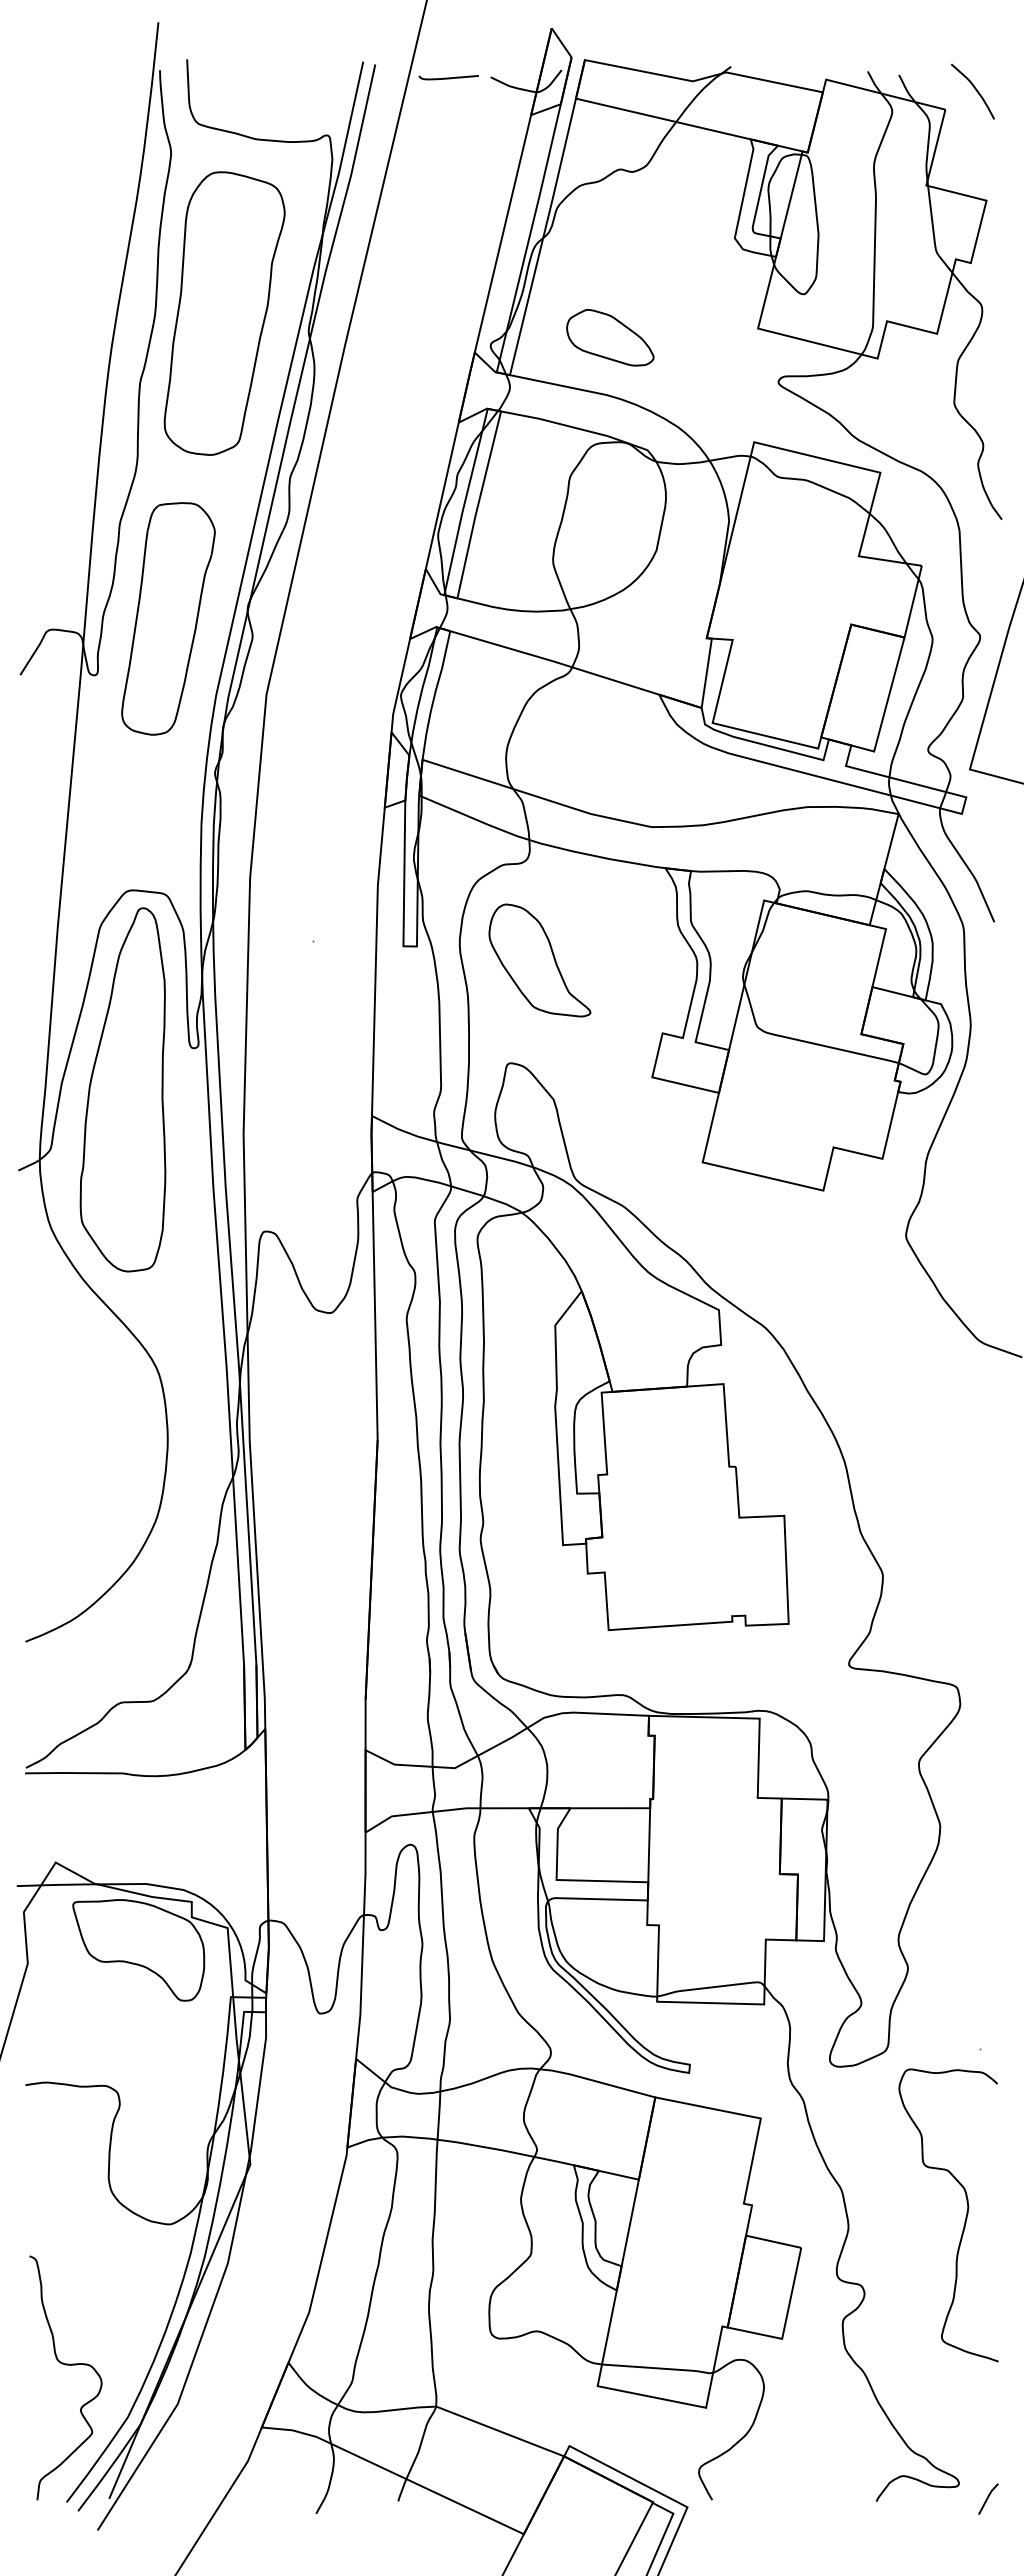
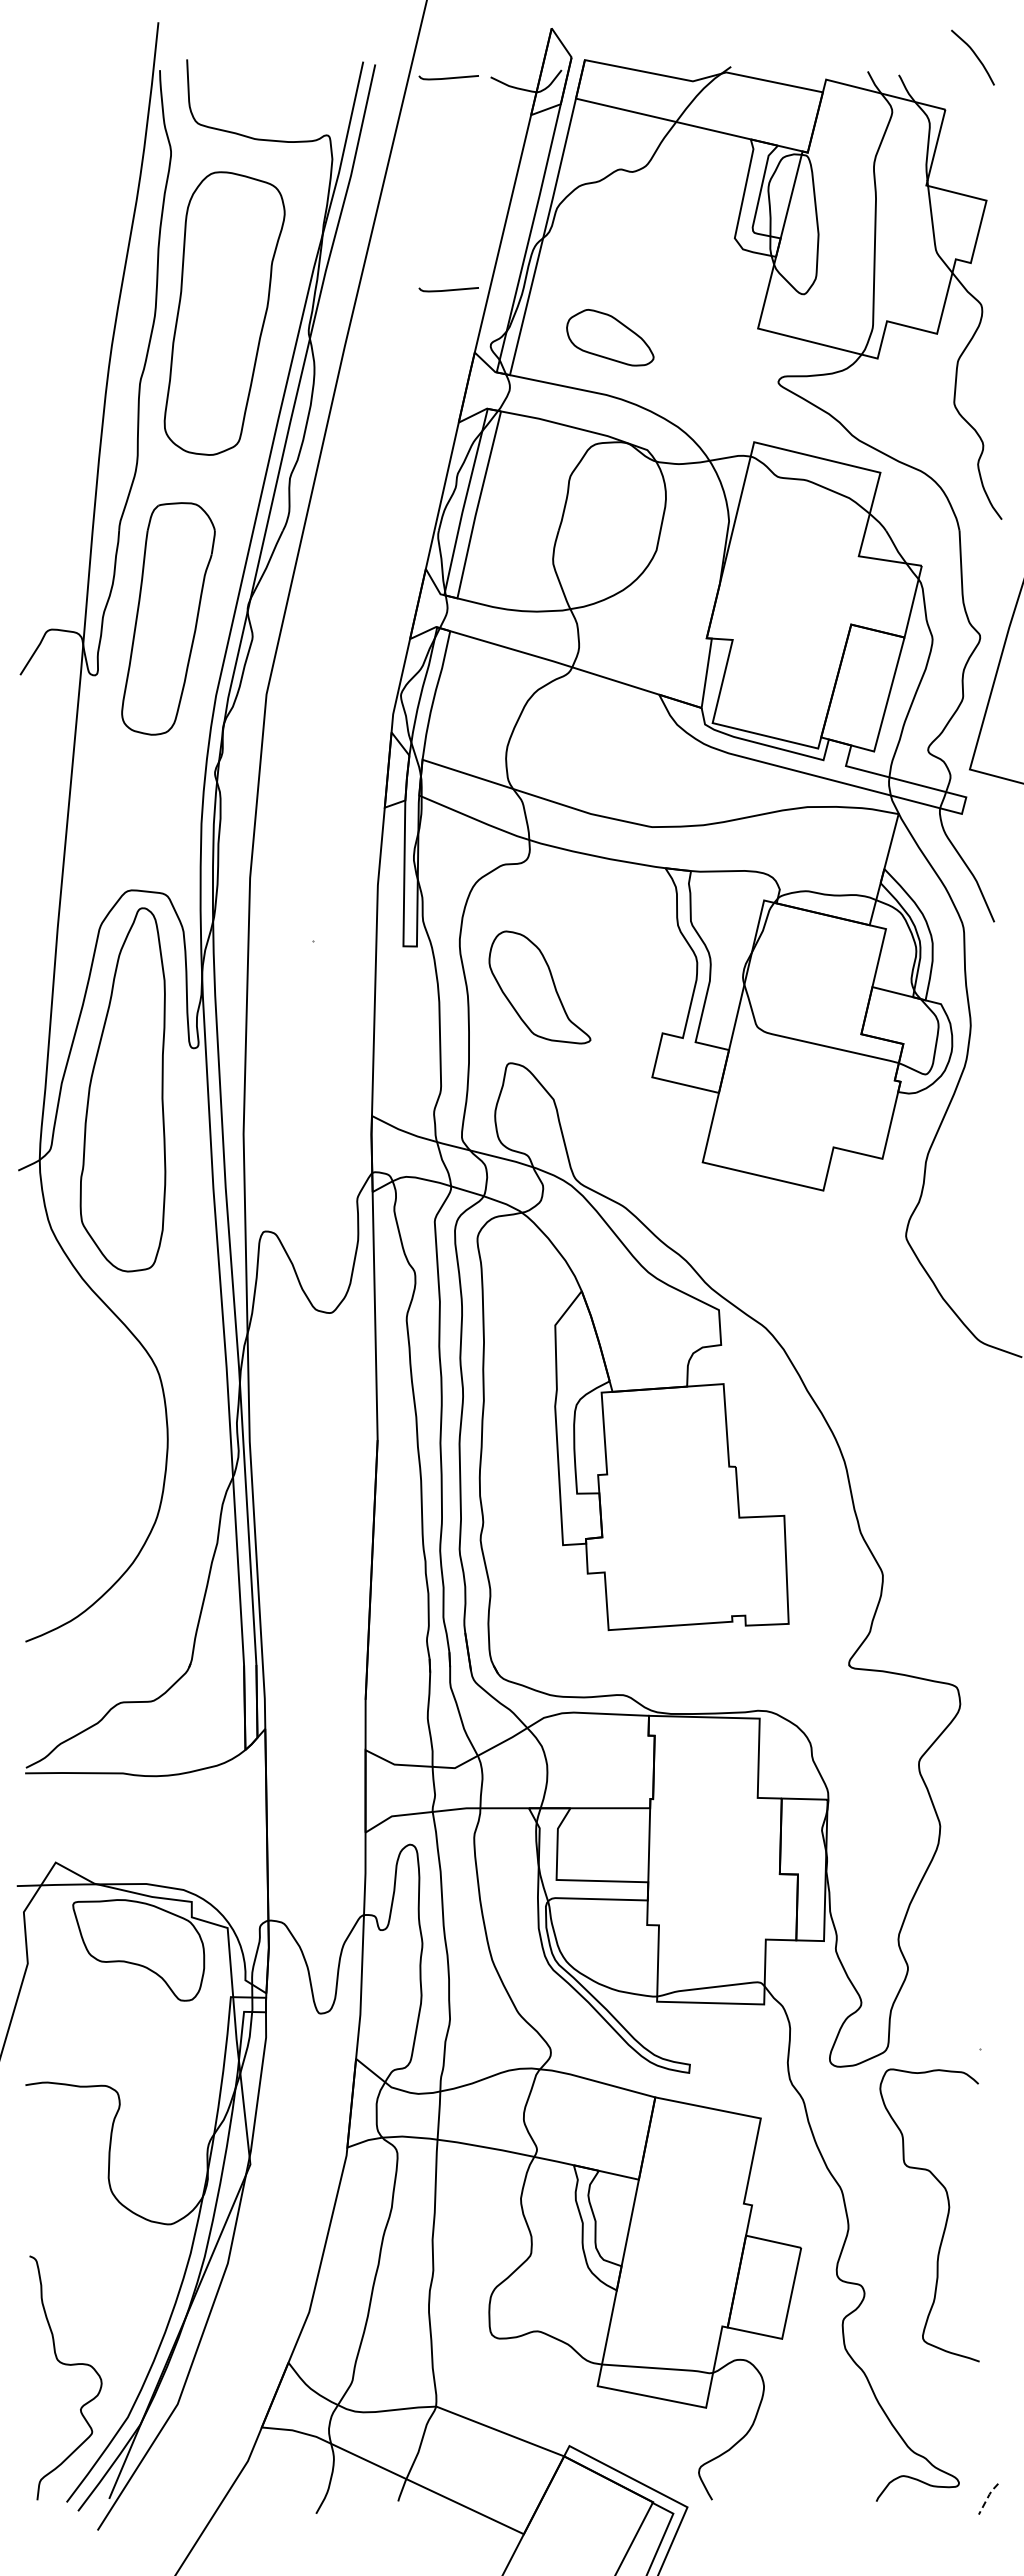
curve position: (975, 90) -> (975, 56) (975, 56)
curve: none -> present (448, 289)
part position: (539, 960) -> (539, 987) (539, 987)
curve position: (965, 2216) -> (946, 2216) (946, 2216)
line: solid -> dashed (988, 2497)
